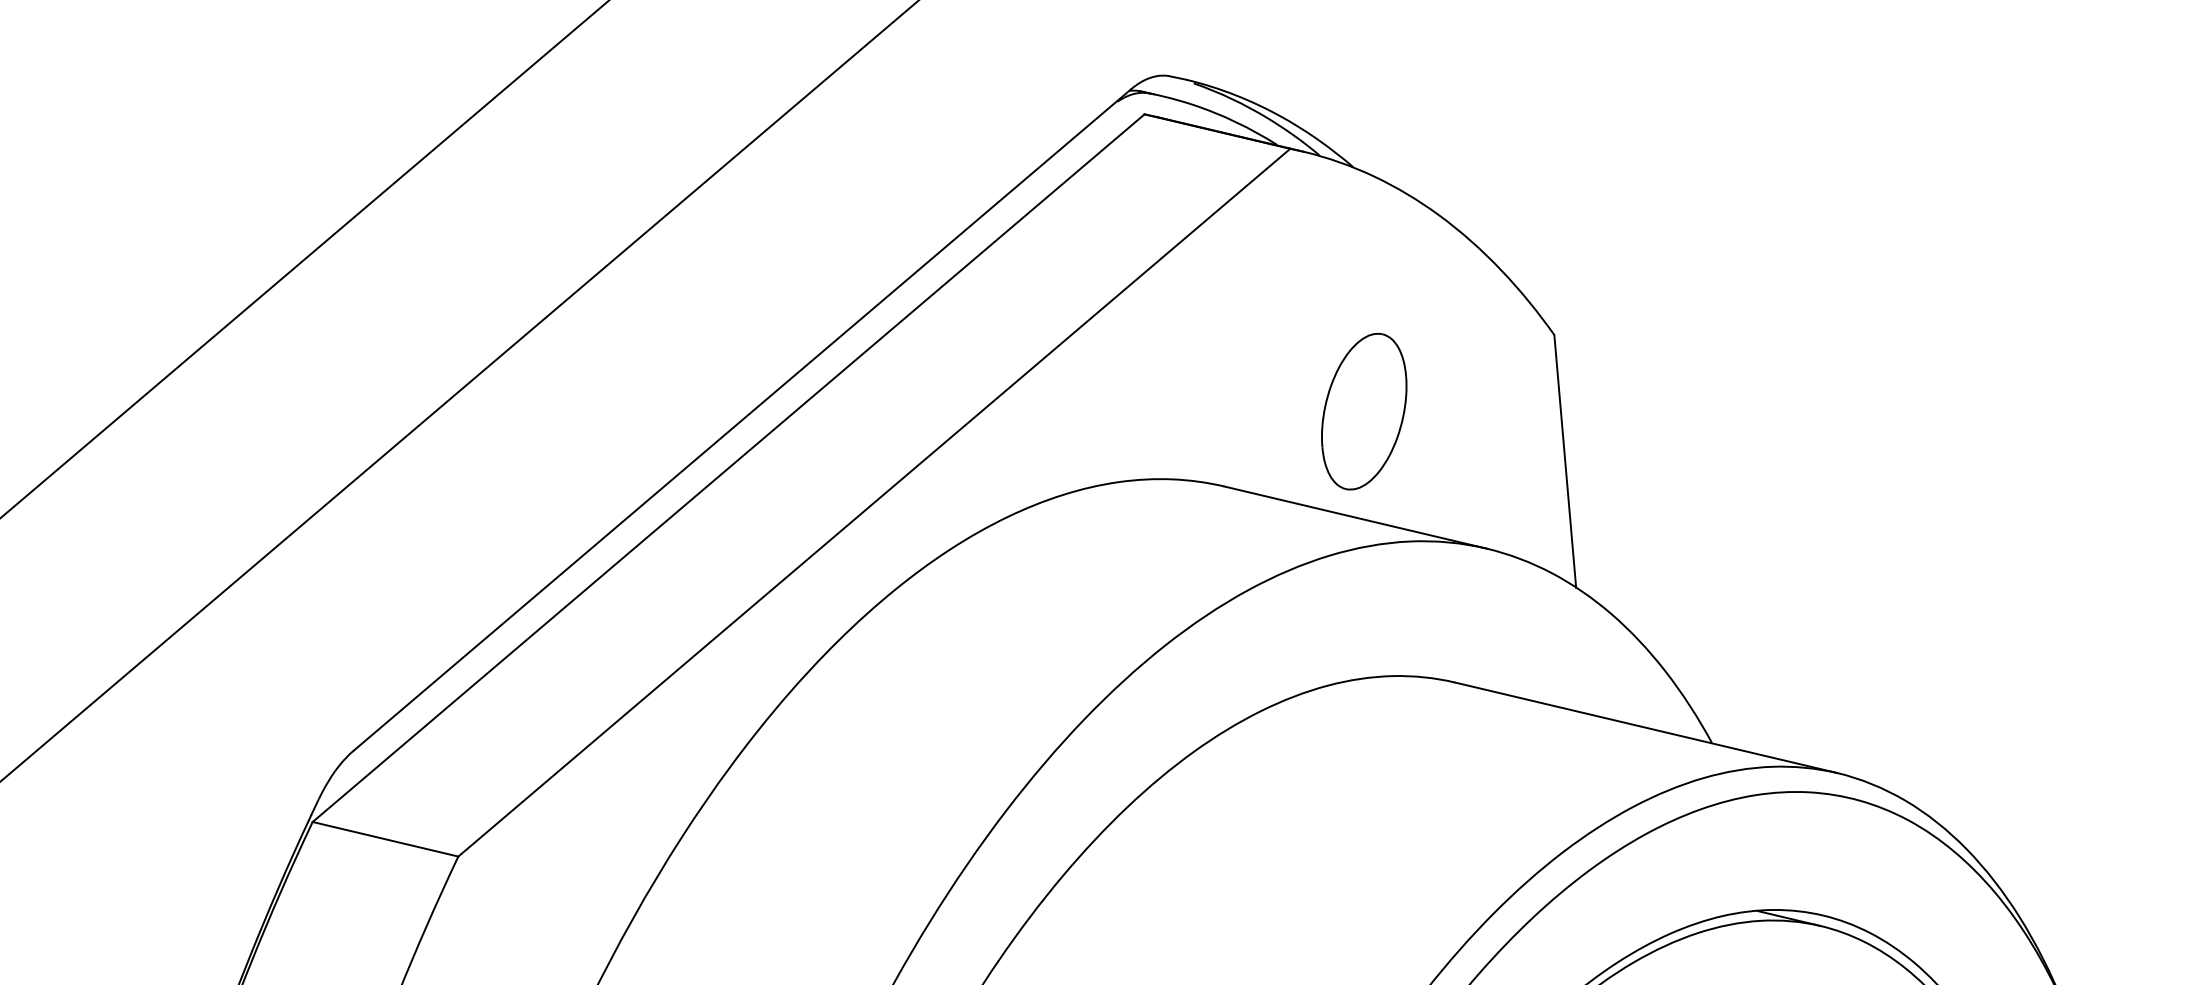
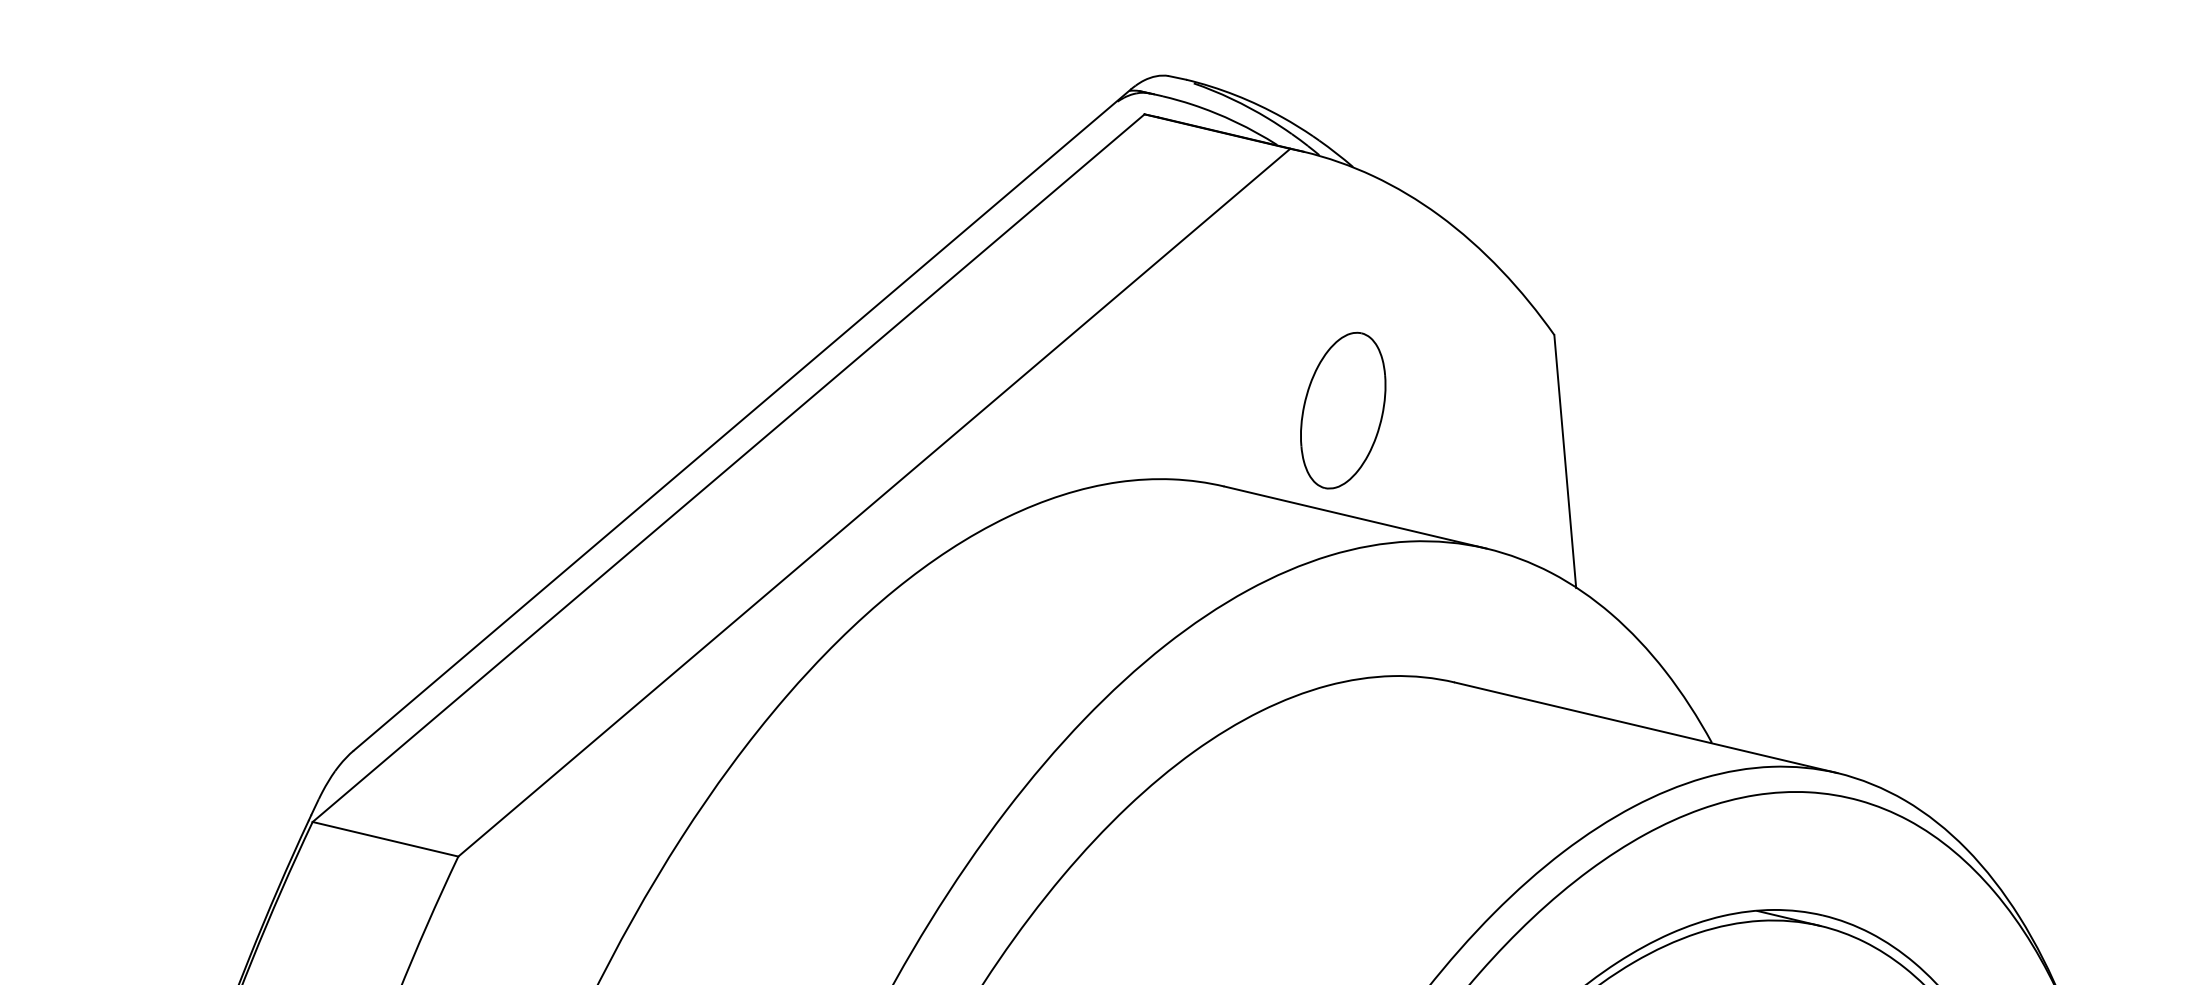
line: present -> none (304, 259)
line: present -> none (459, 390)
part position: (1364, 411) -> (1343, 410) (1343, 410)
